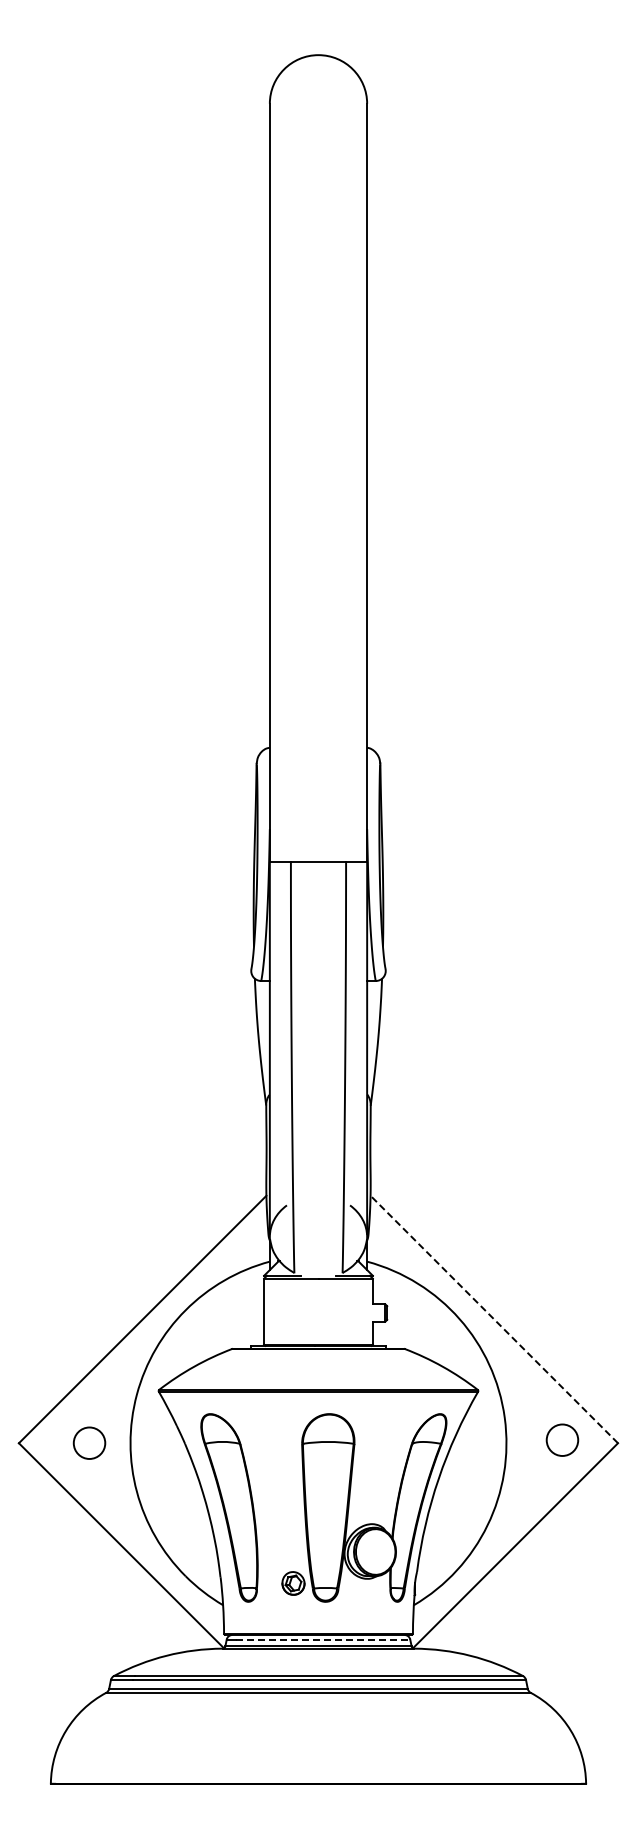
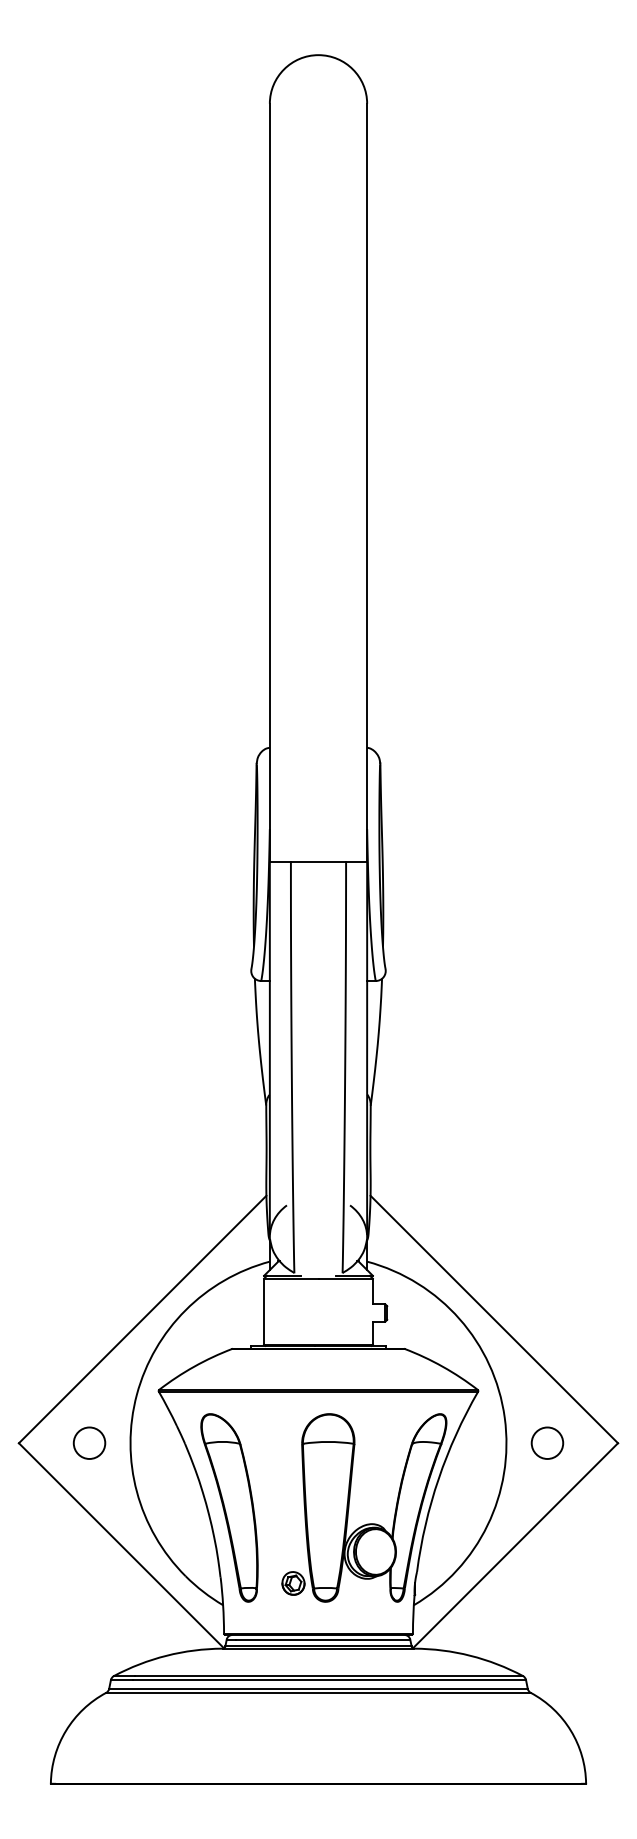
line: dashed -> solid (494, 1319)
circle position: (562, 1439) -> (547, 1442) (547, 1442)
line: dashed -> solid (323, 1639)
